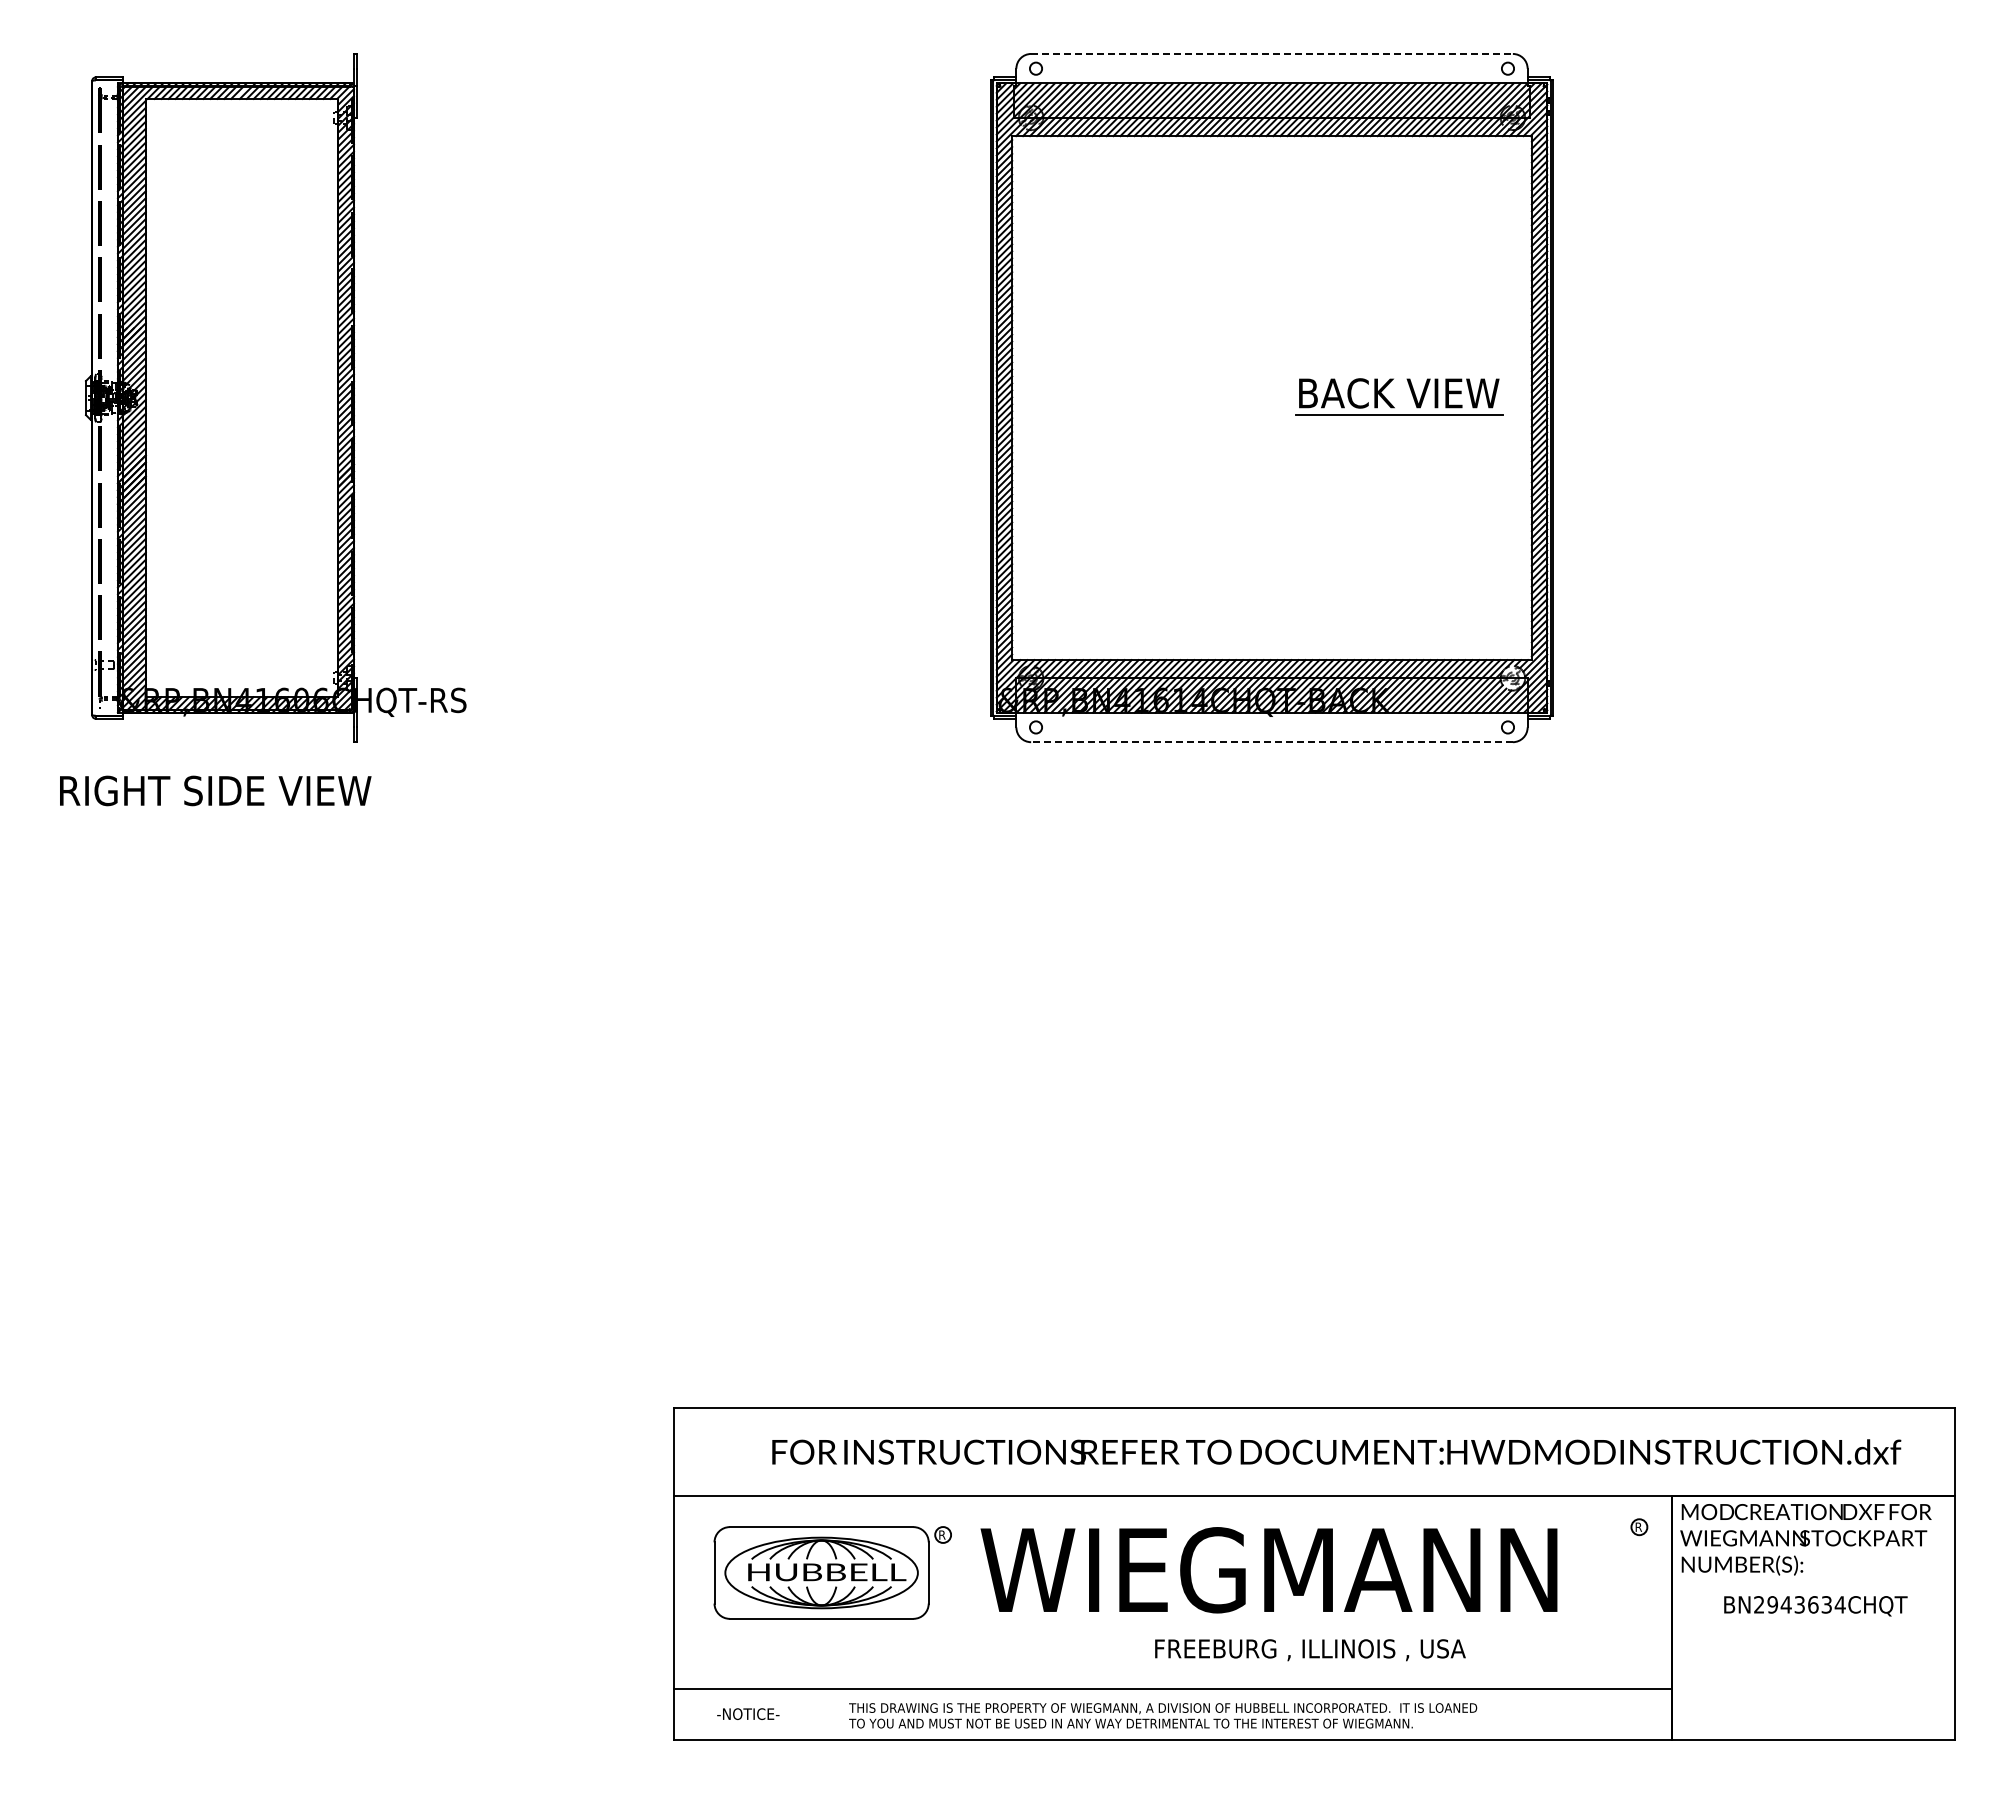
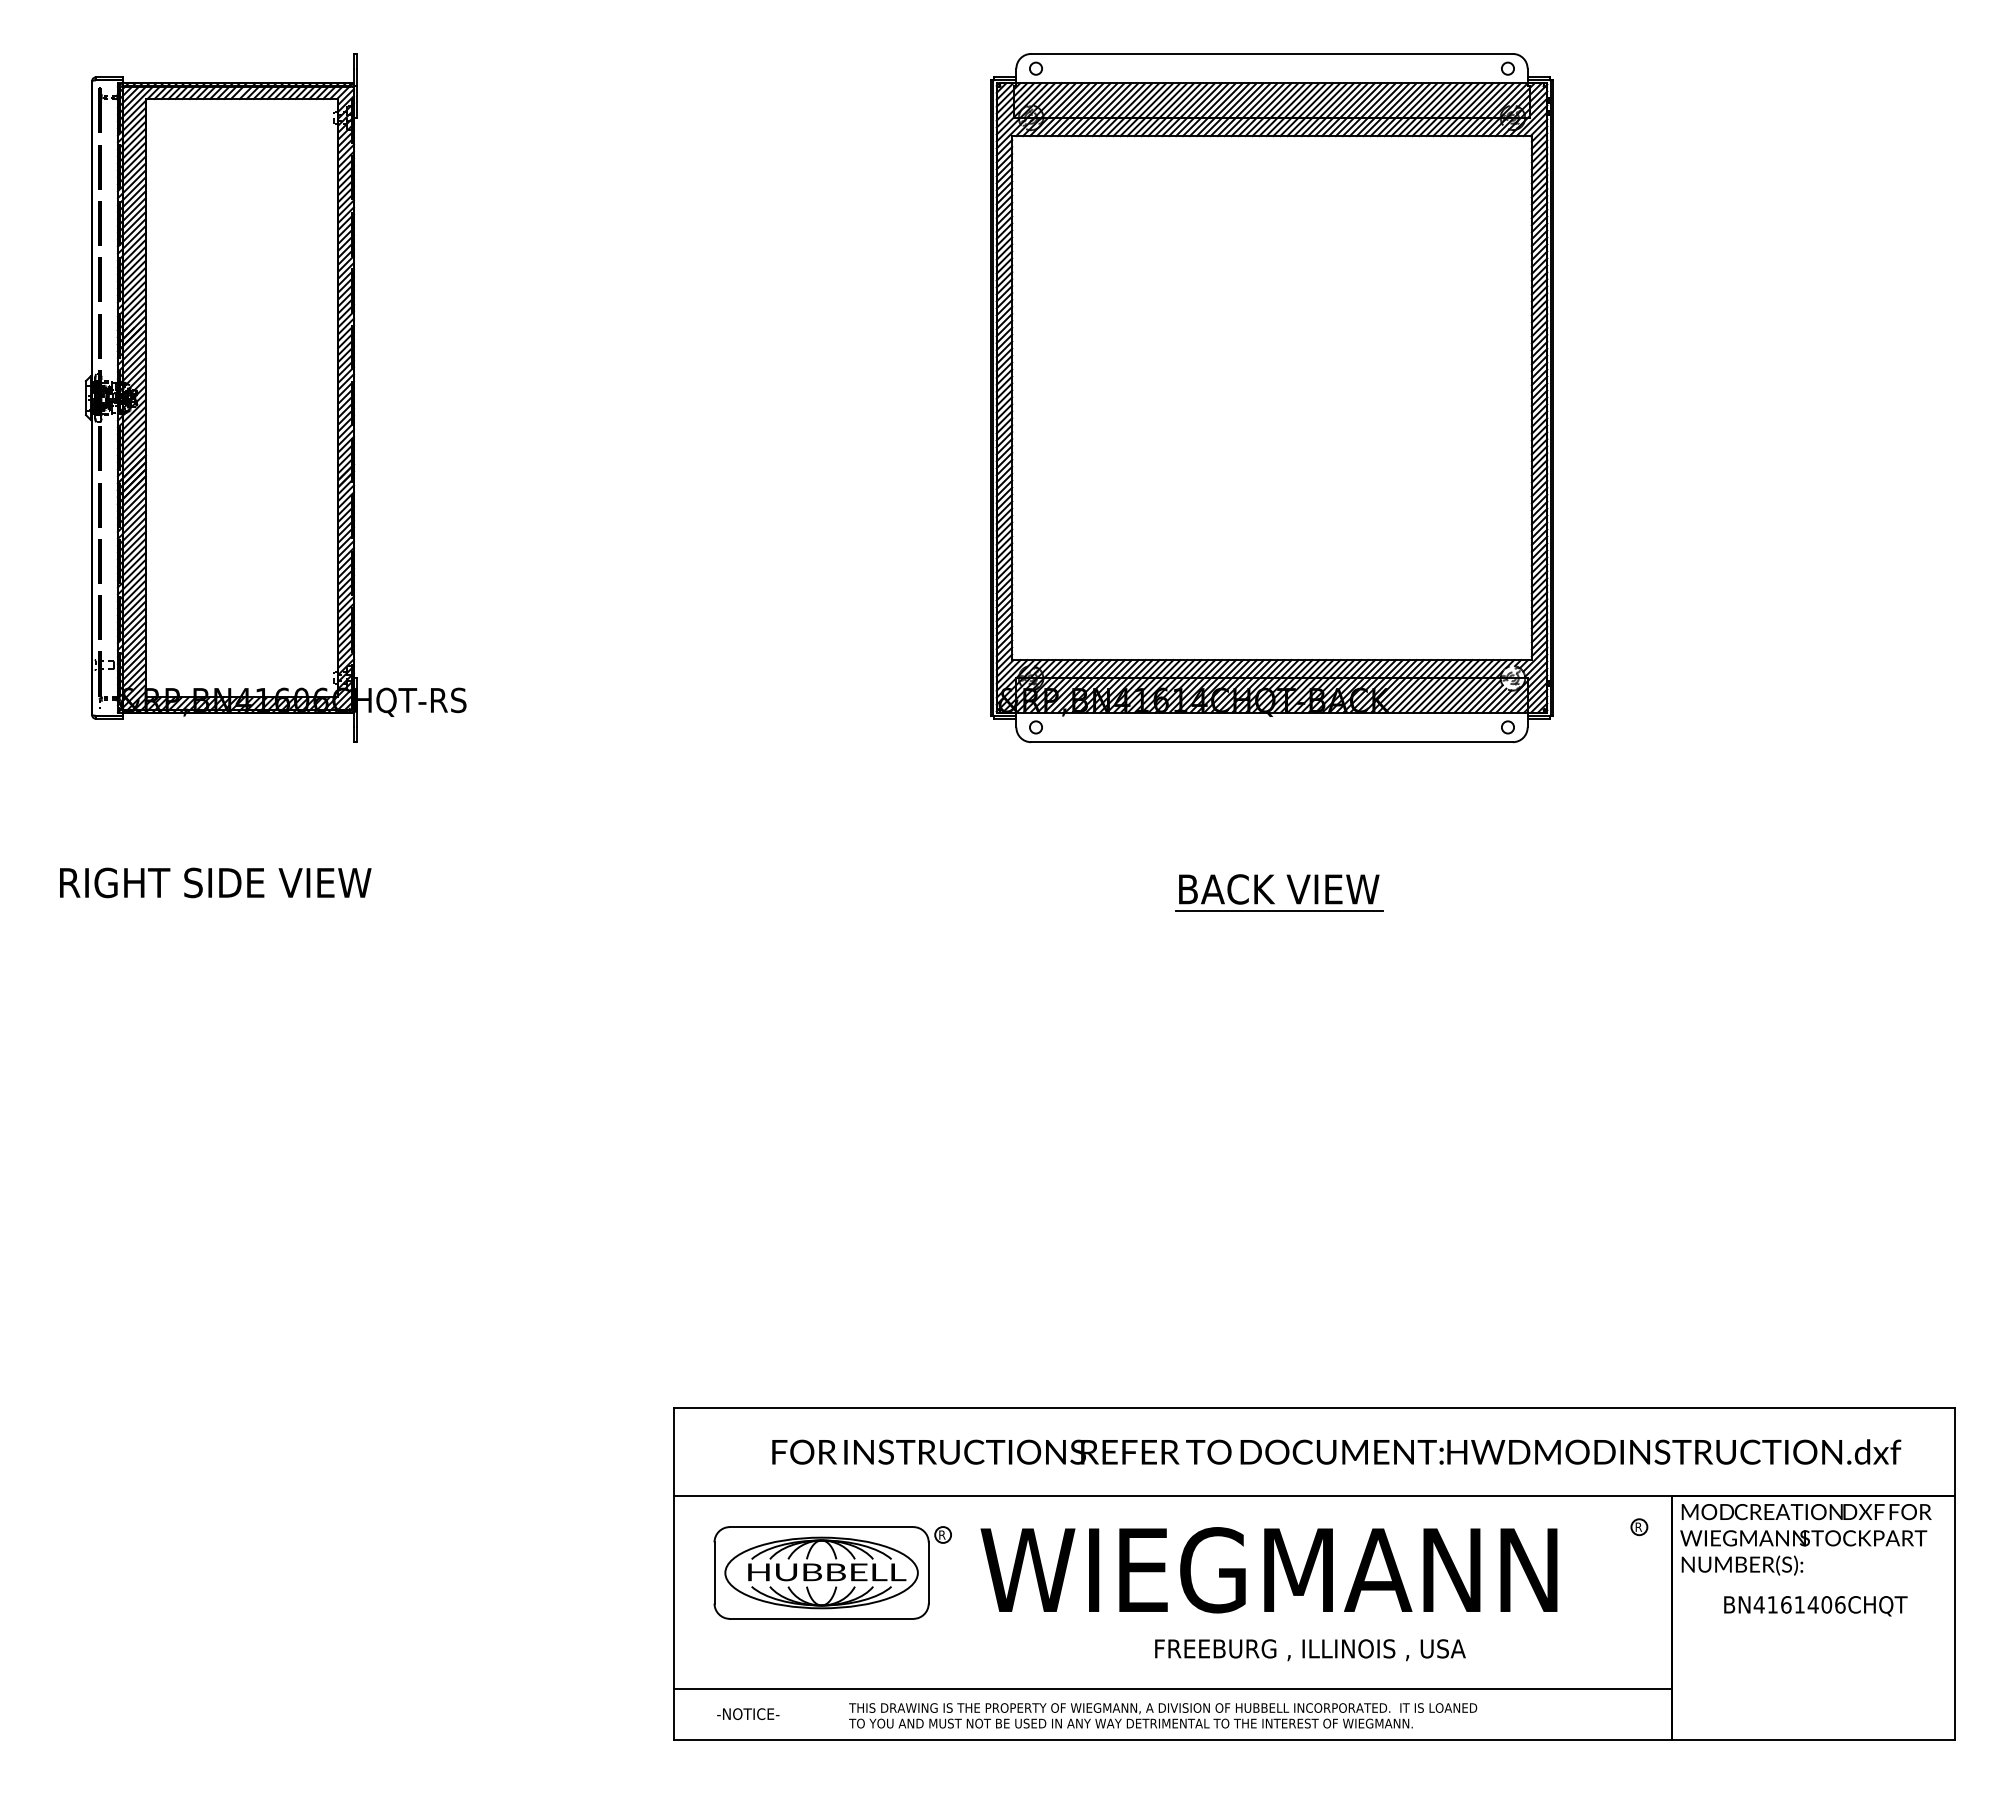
line: dashed -> solid (1272, 53)
part position: (1391, 403) -> (1271, 899) (1271, 899)
line: dashed -> solid (1272, 742)
text position: (215, 790) -> (215, 882) (215, 882)
text: BN2943634CHQT -> BN4161406CHQT (1799, 1604)
